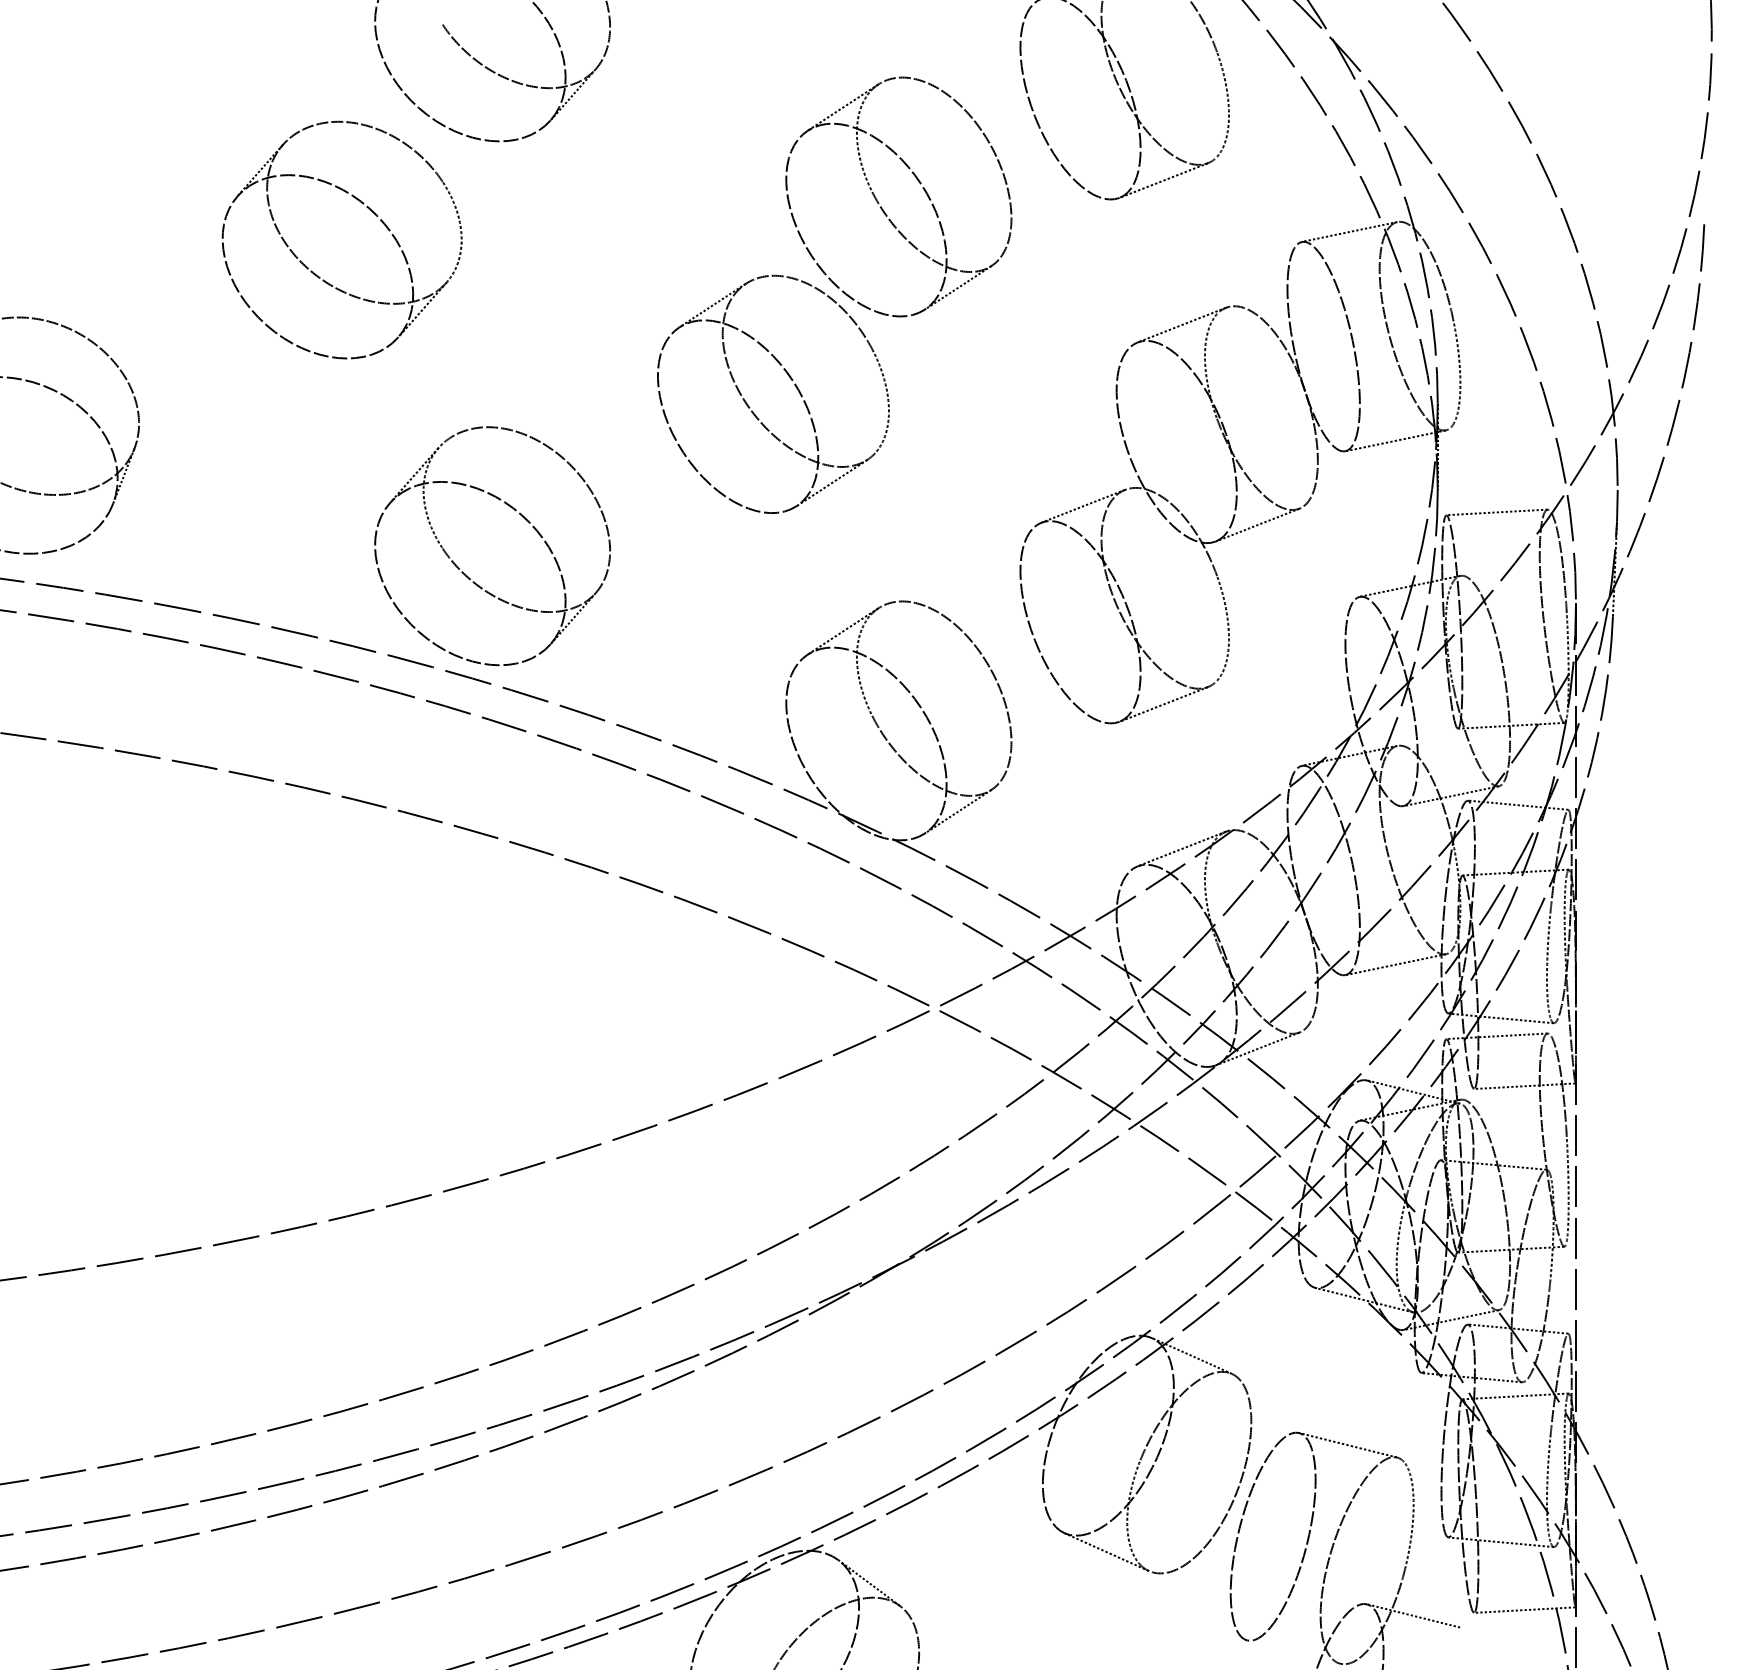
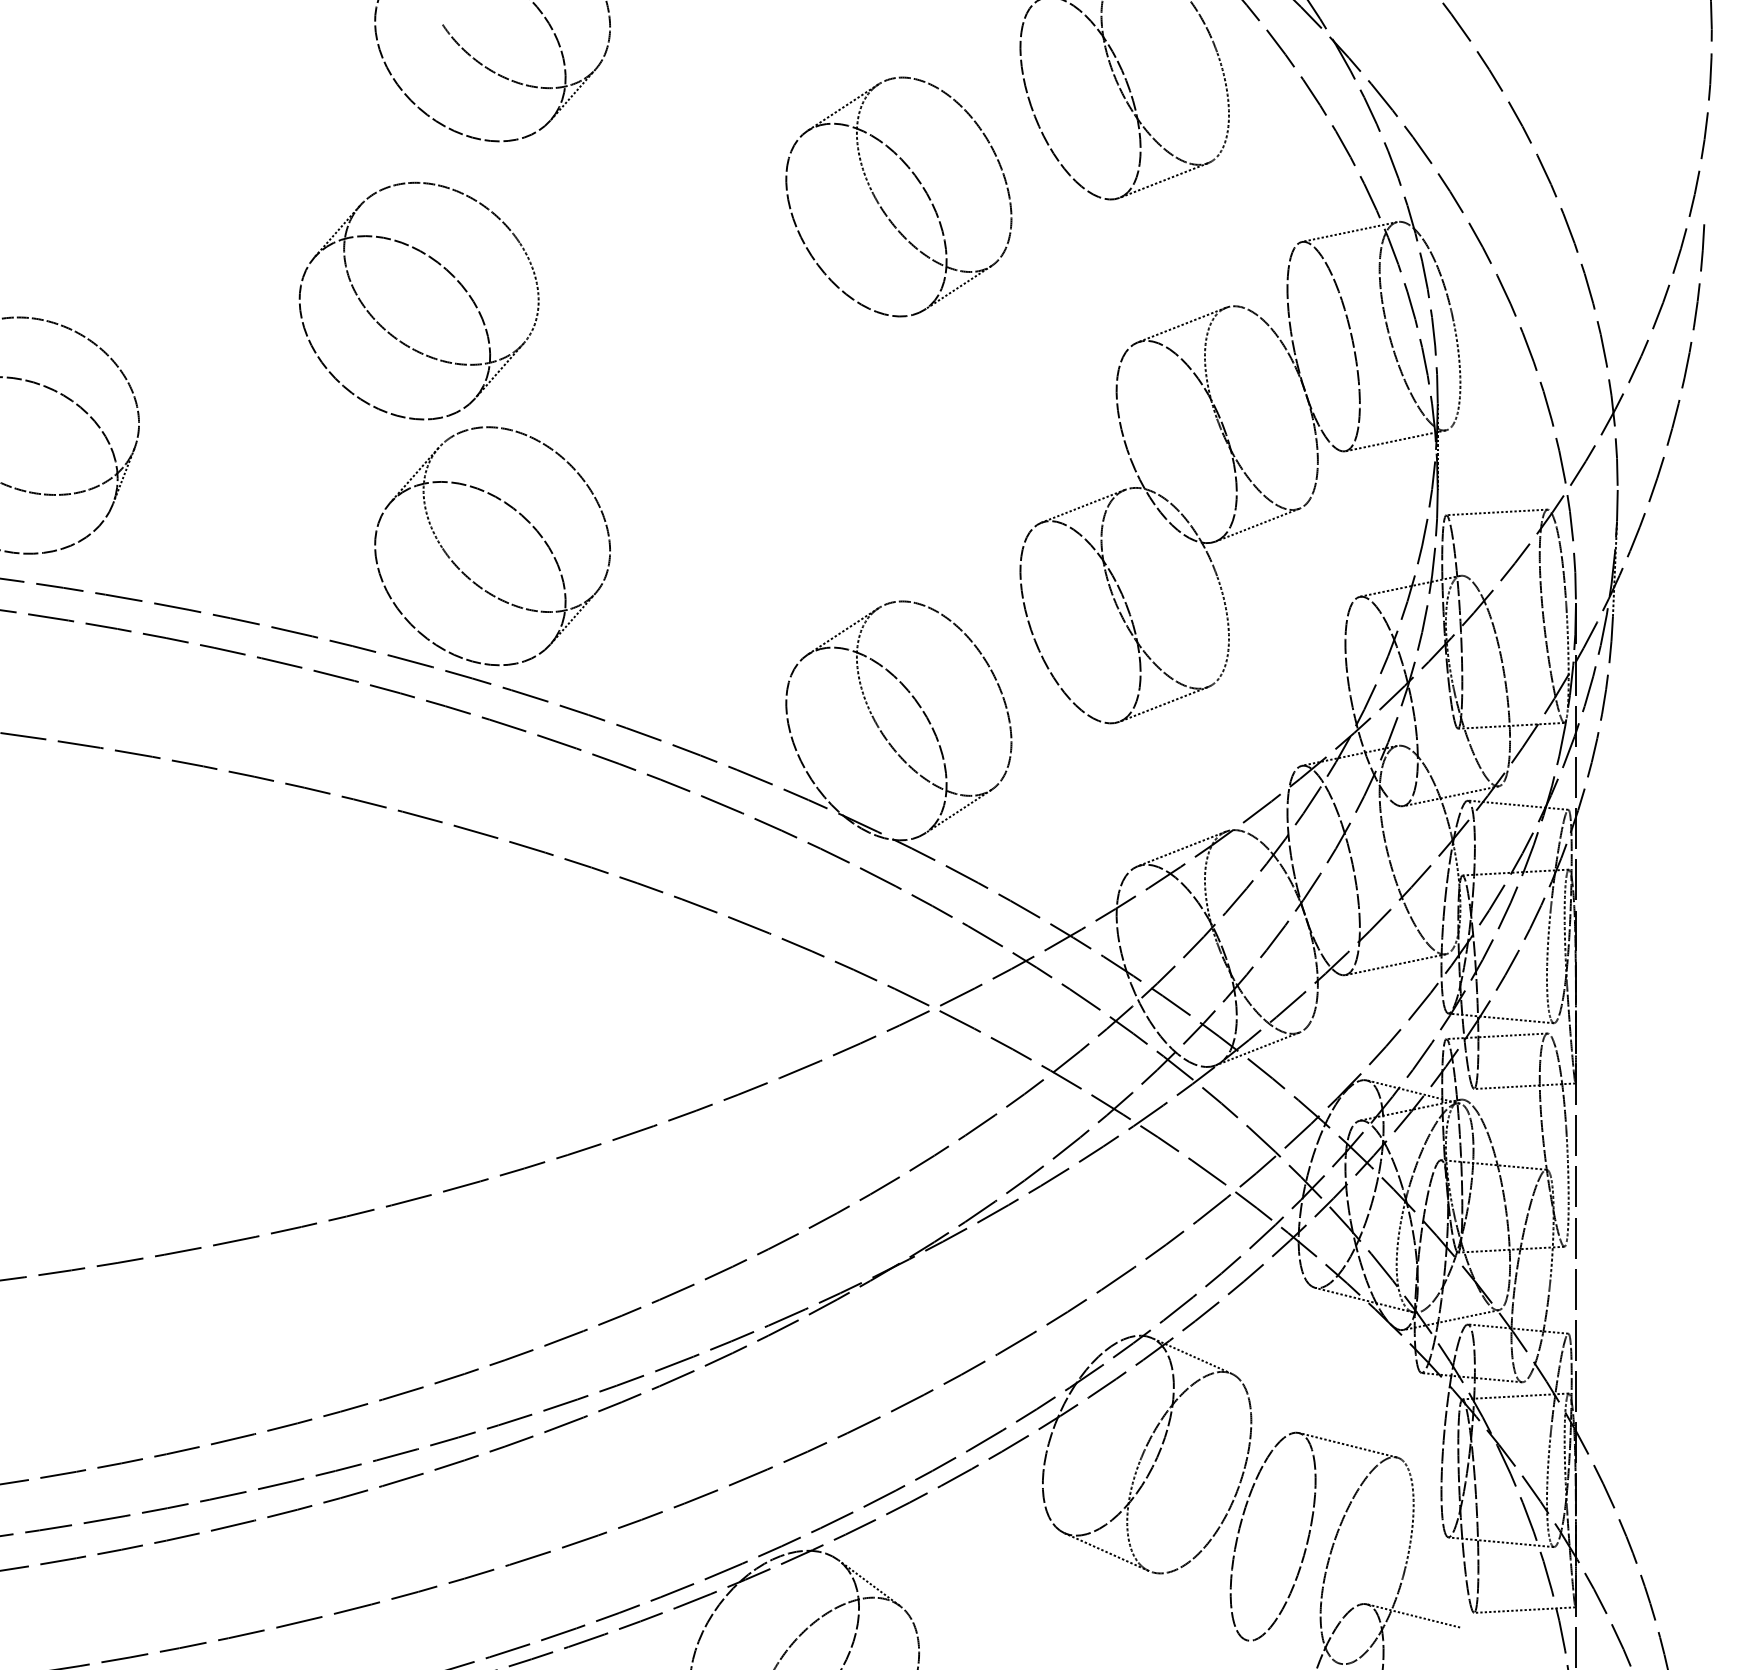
part position: (367, 208) -> (444, 269) (444, 269)
part: present -> none (790, 379)
